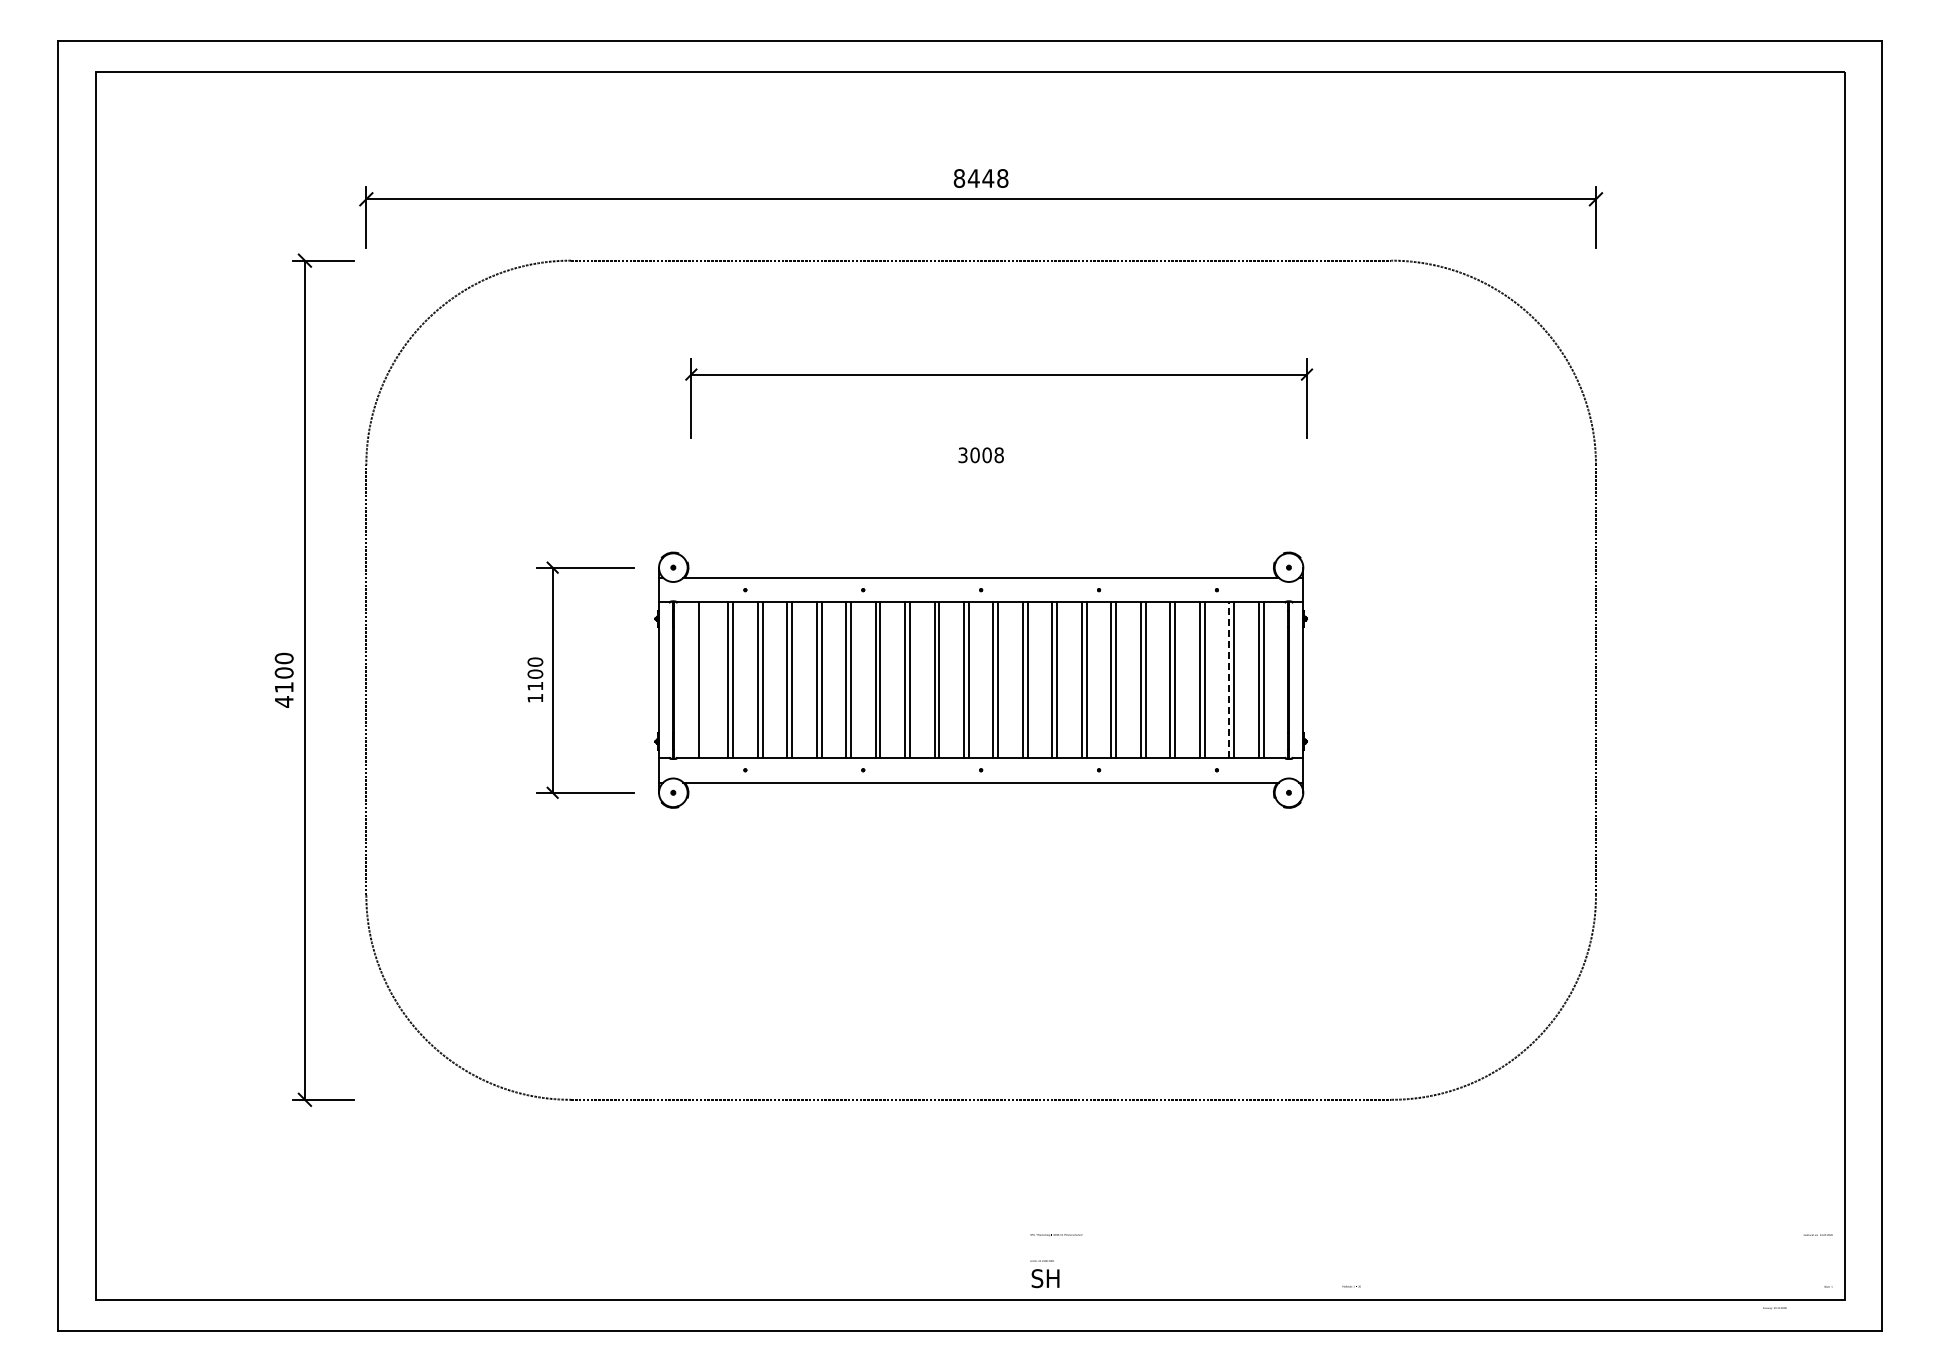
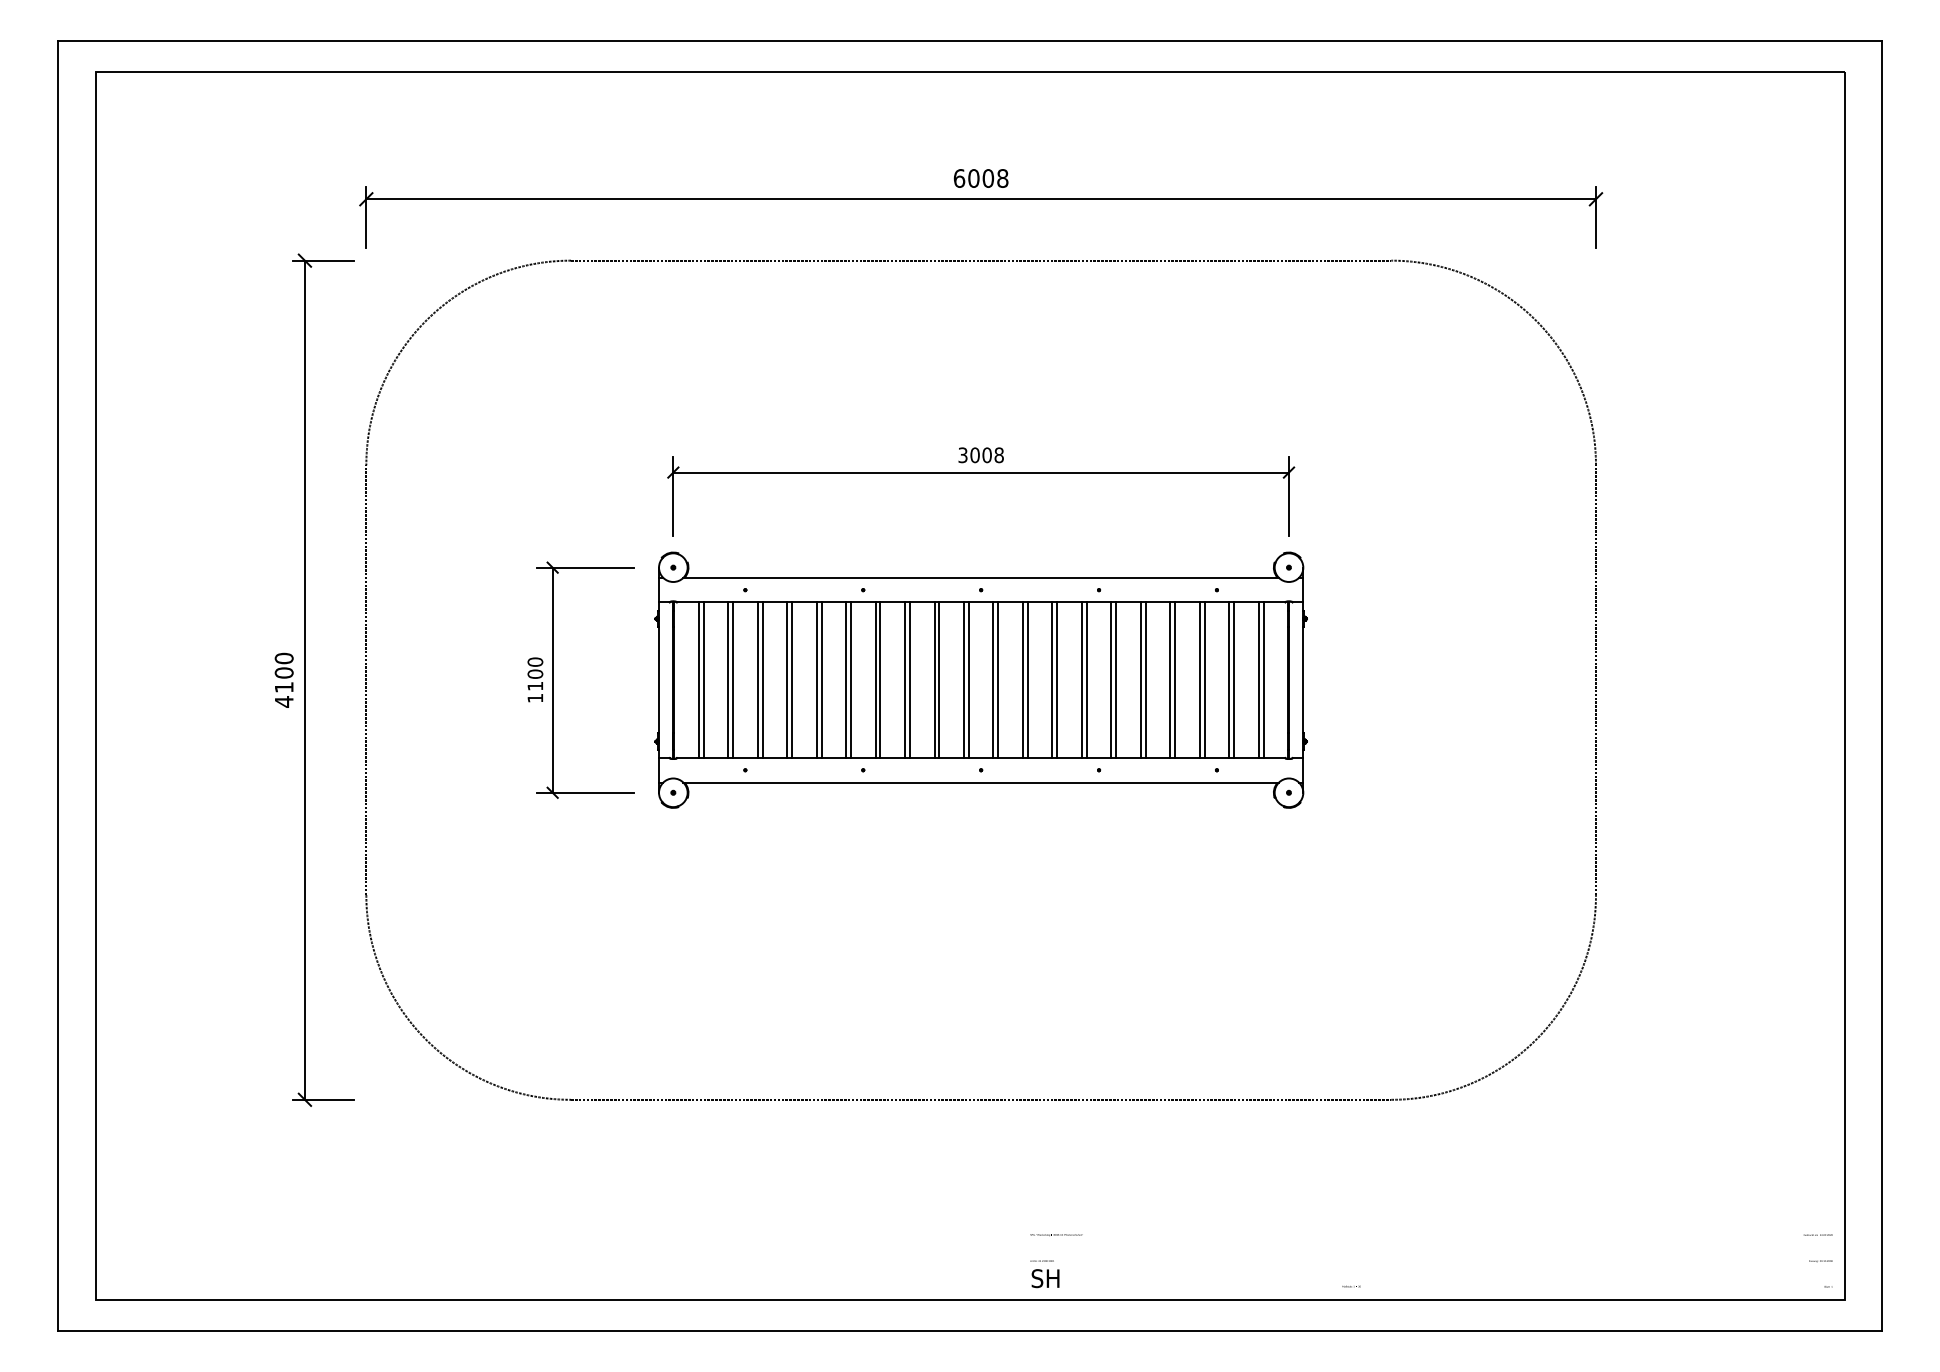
text: 8448 -> 6008 (973, 178)
part position: (999, 375) -> (981, 473) (981, 473)
line: none -> present (703, 680)
line: dashed -> solid (1229, 680)
text position: (1774, 1308) -> (1820, 1261) (1820, 1261)
